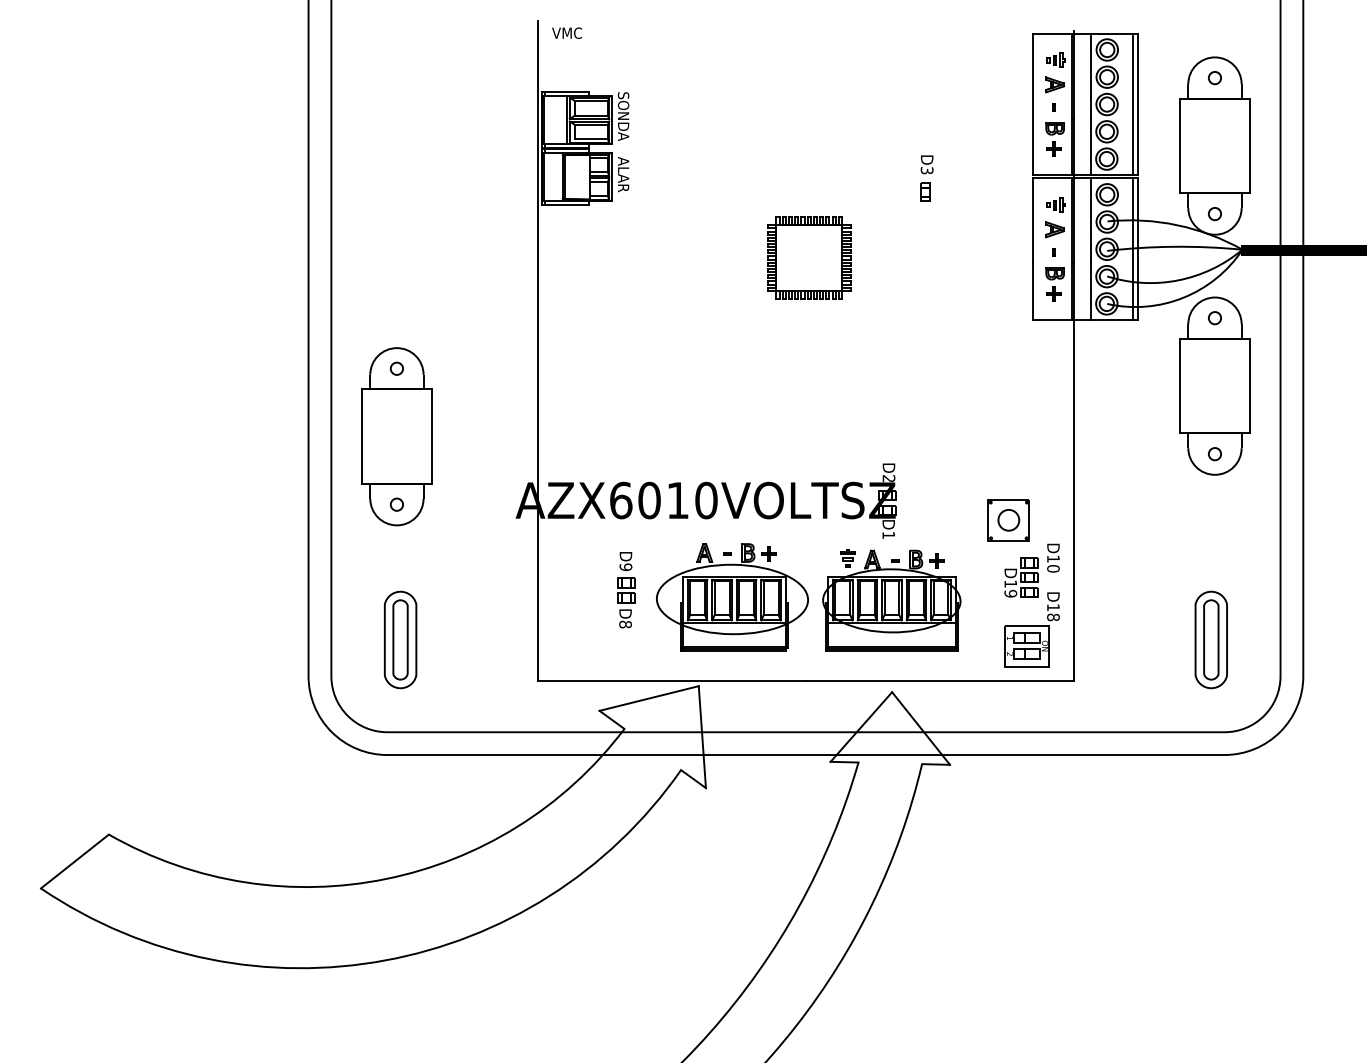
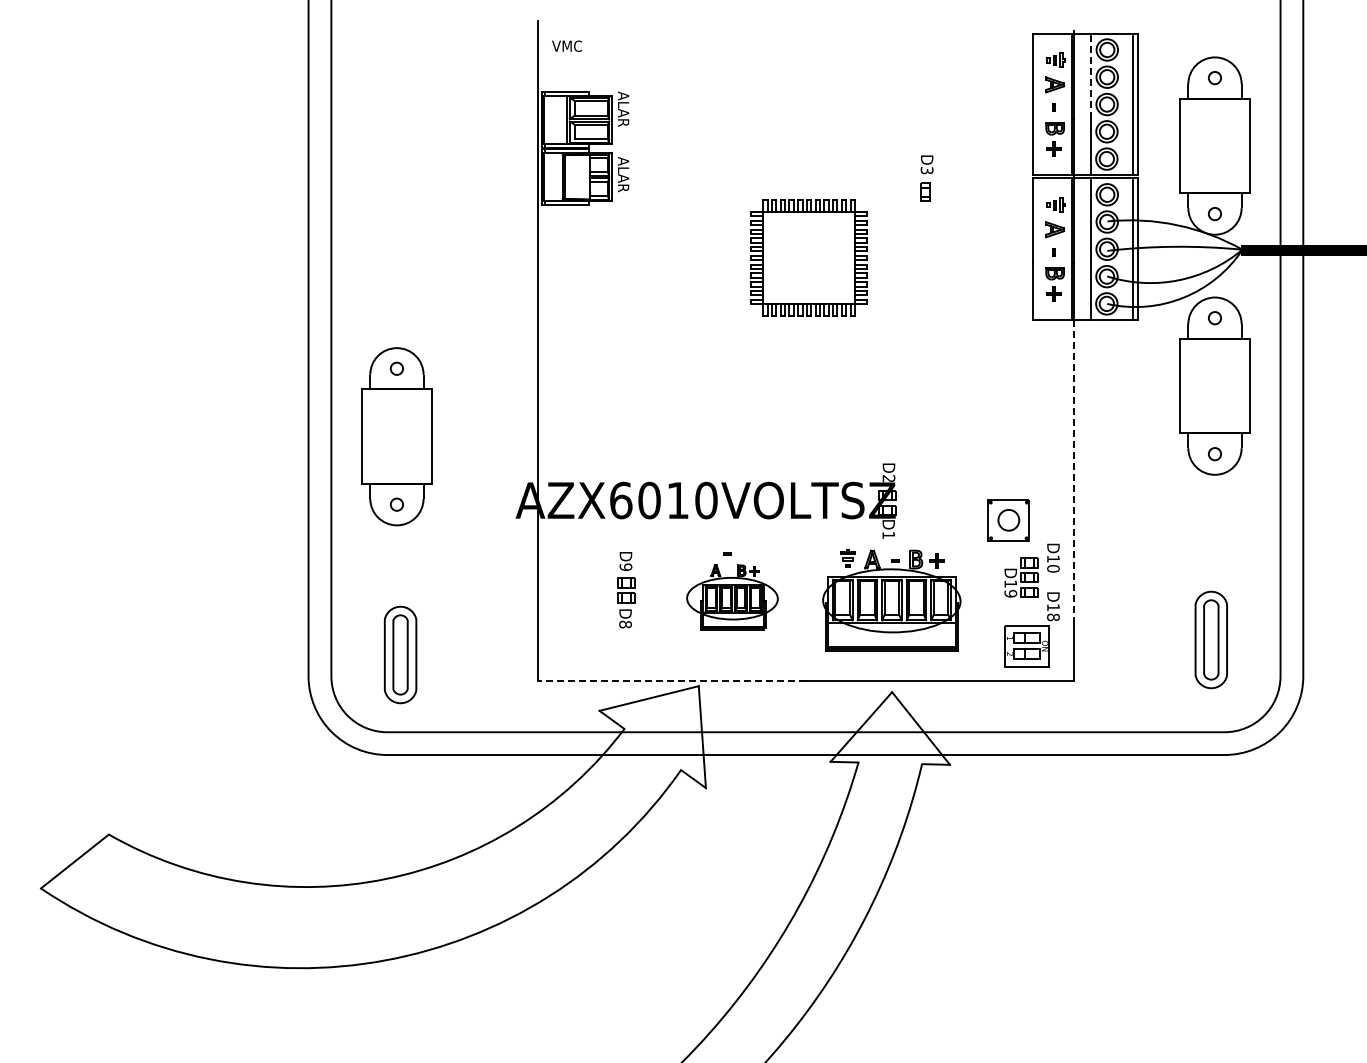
text position: (566, 32) -> (566, 45) (566, 45)
line: solid -> dashed (1090, 76)
text: SONDA -> ALAR (623, 115)
part size: 85x84 px -> 118x118 px (808, 257)
line: solid -> dashed (1073, 471)
part size: 153x109 px -> 93x67 px (732, 597)
part position: (400, 639) -> (400, 654) (400, 654)
line: solid -> dashed (672, 681)
